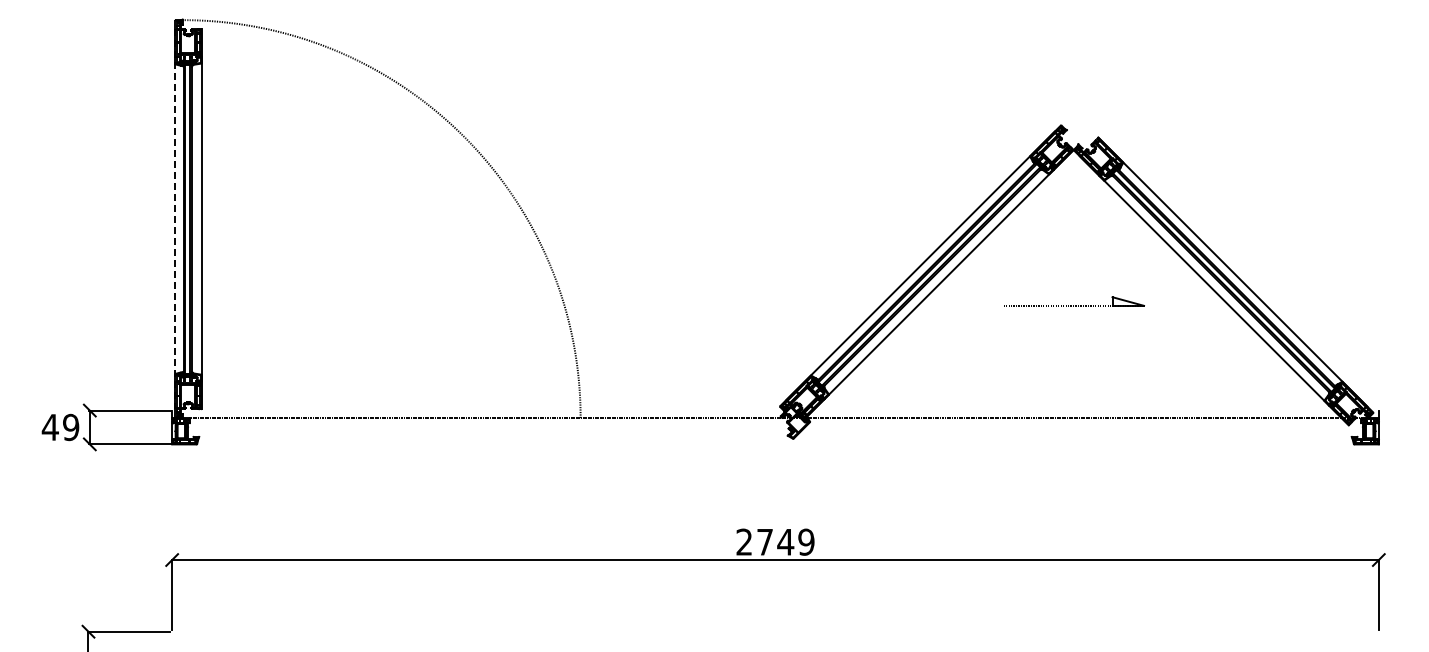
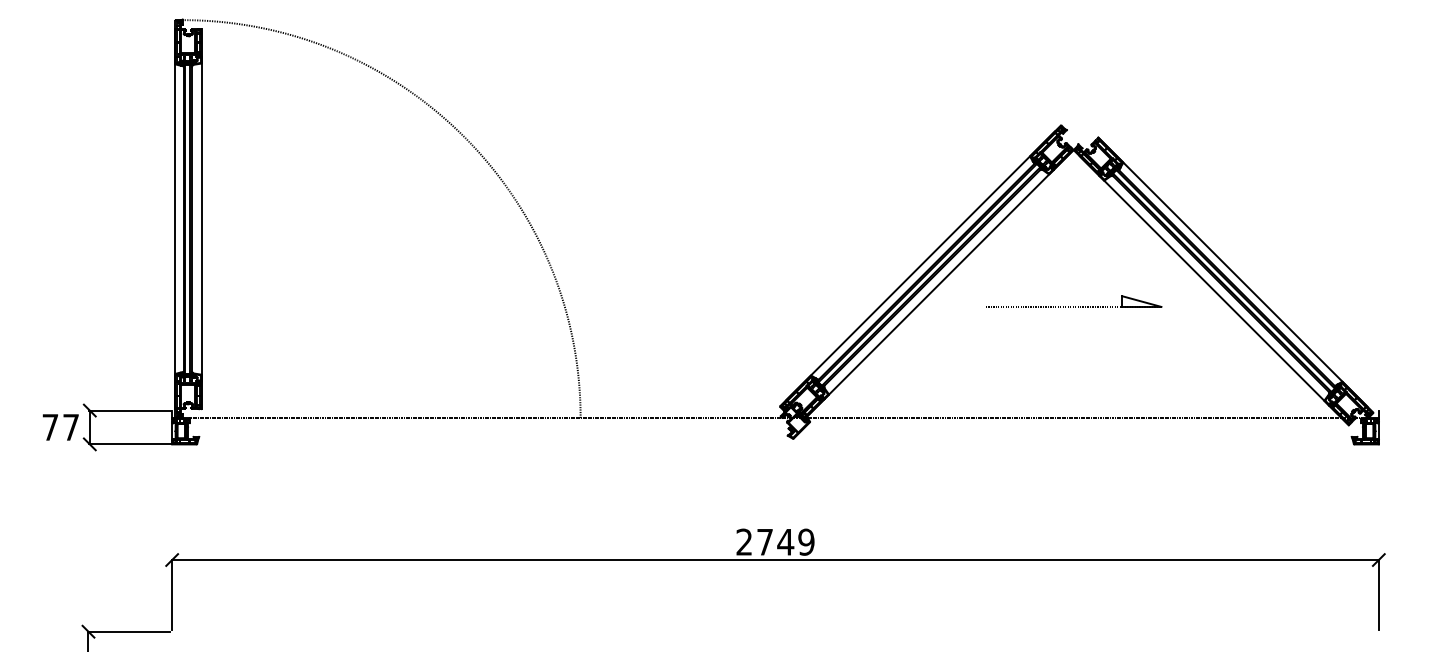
line: dashed -> solid (175, 219)
part size: 141x11 px -> 177x13 px (1074, 301)
text: 49 -> 77 (60, 427)
